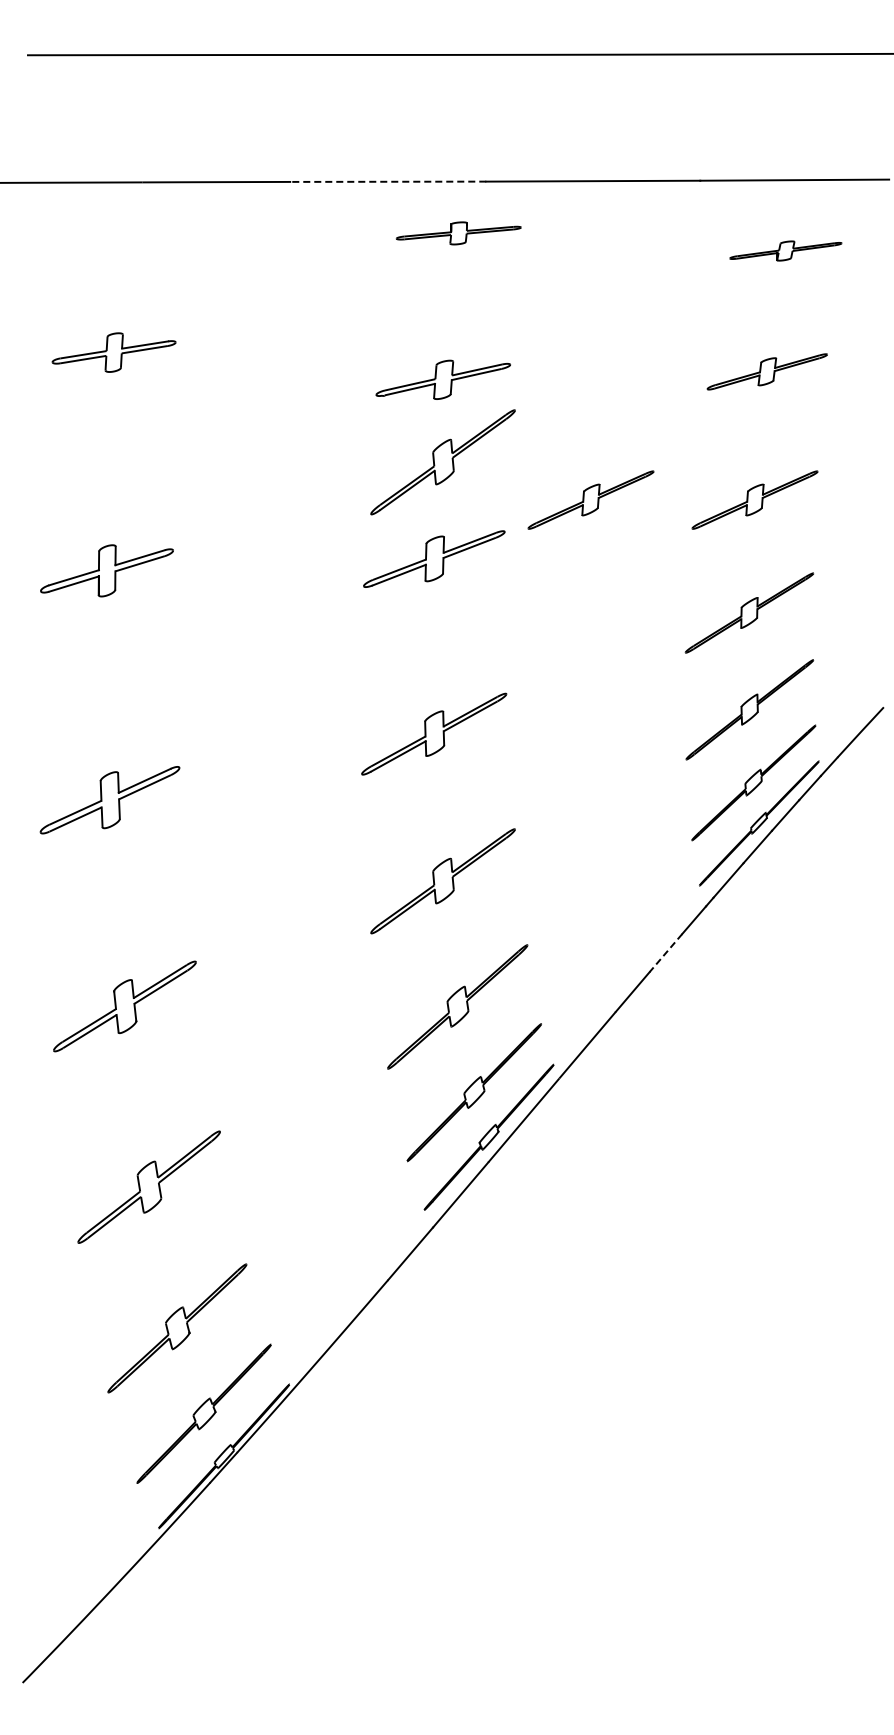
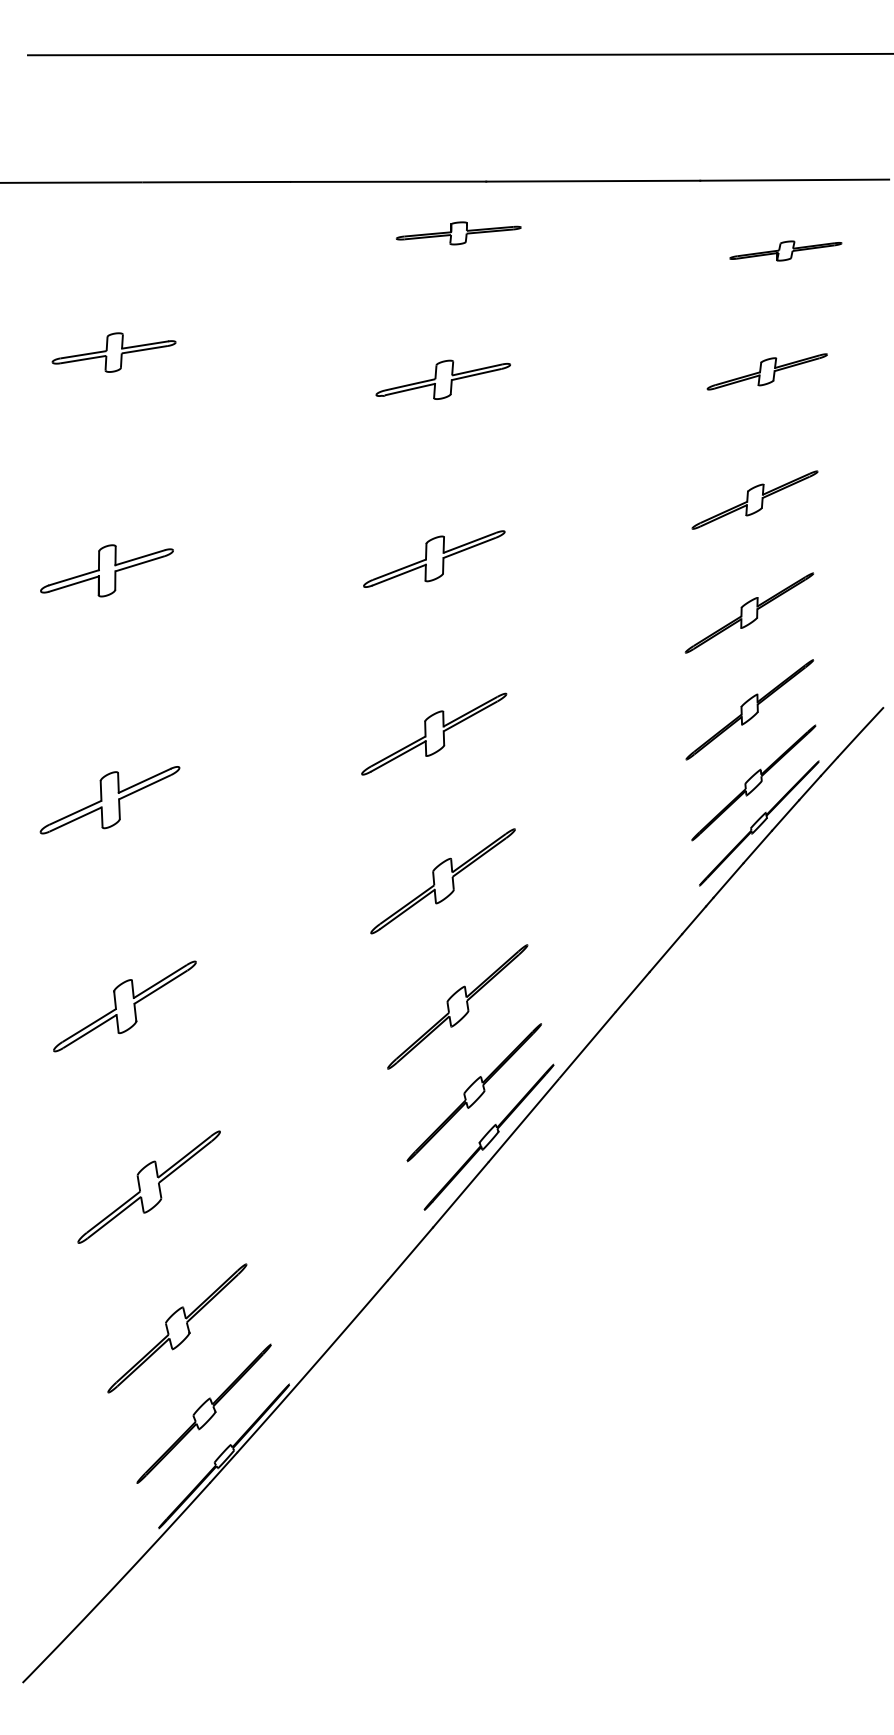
line: dashed -> solid (388, 181)
part: present -> none (442, 462)
part: present -> none (590, 499)
line: dashed -> solid (665, 953)
